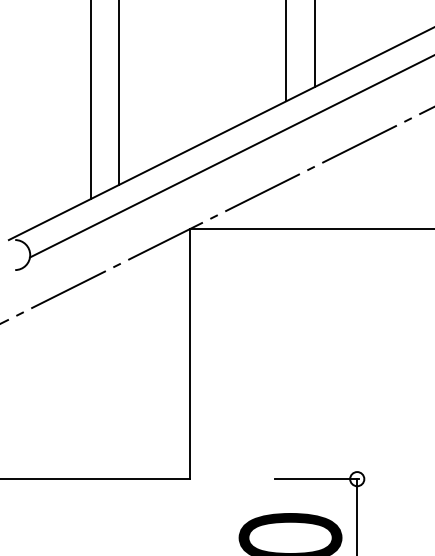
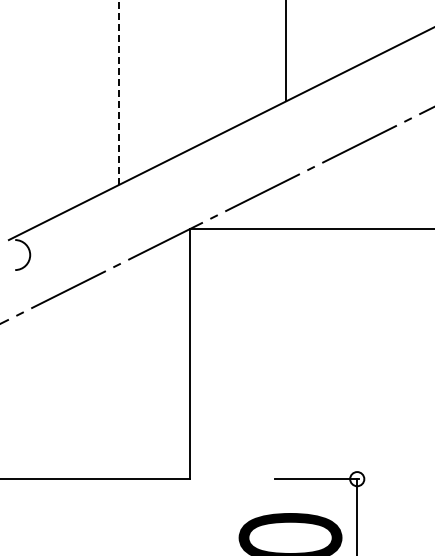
line: present -> none (314, 44)
line: solid -> dashed (119, 92)
line: present -> none (91, 100)
line: present -> none (230, 156)
